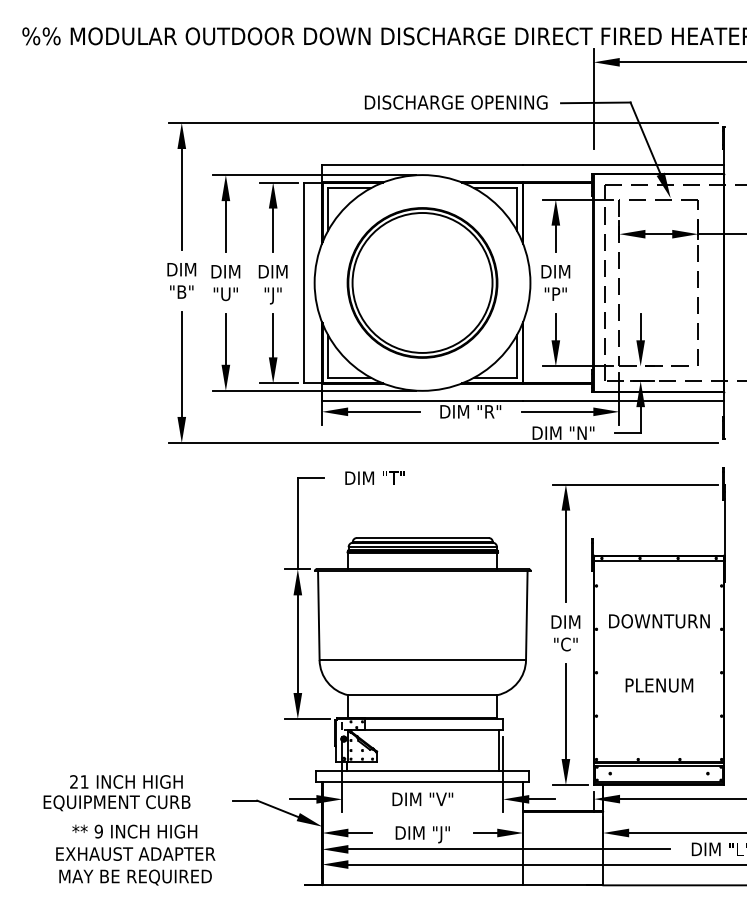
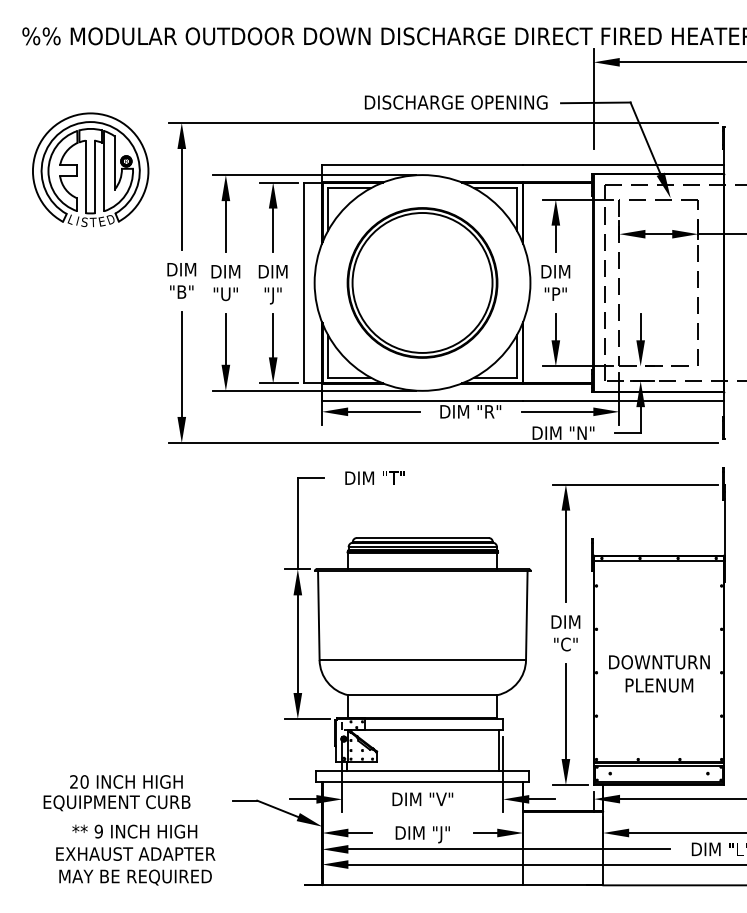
part: none -> present (90, 169)
text position: (659, 621) -> (659, 662) (659, 662)
text: 21 -> 20 (84, 781)
